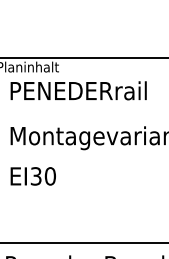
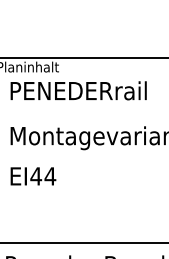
text: EI30 -> EI44 (43, 176)
